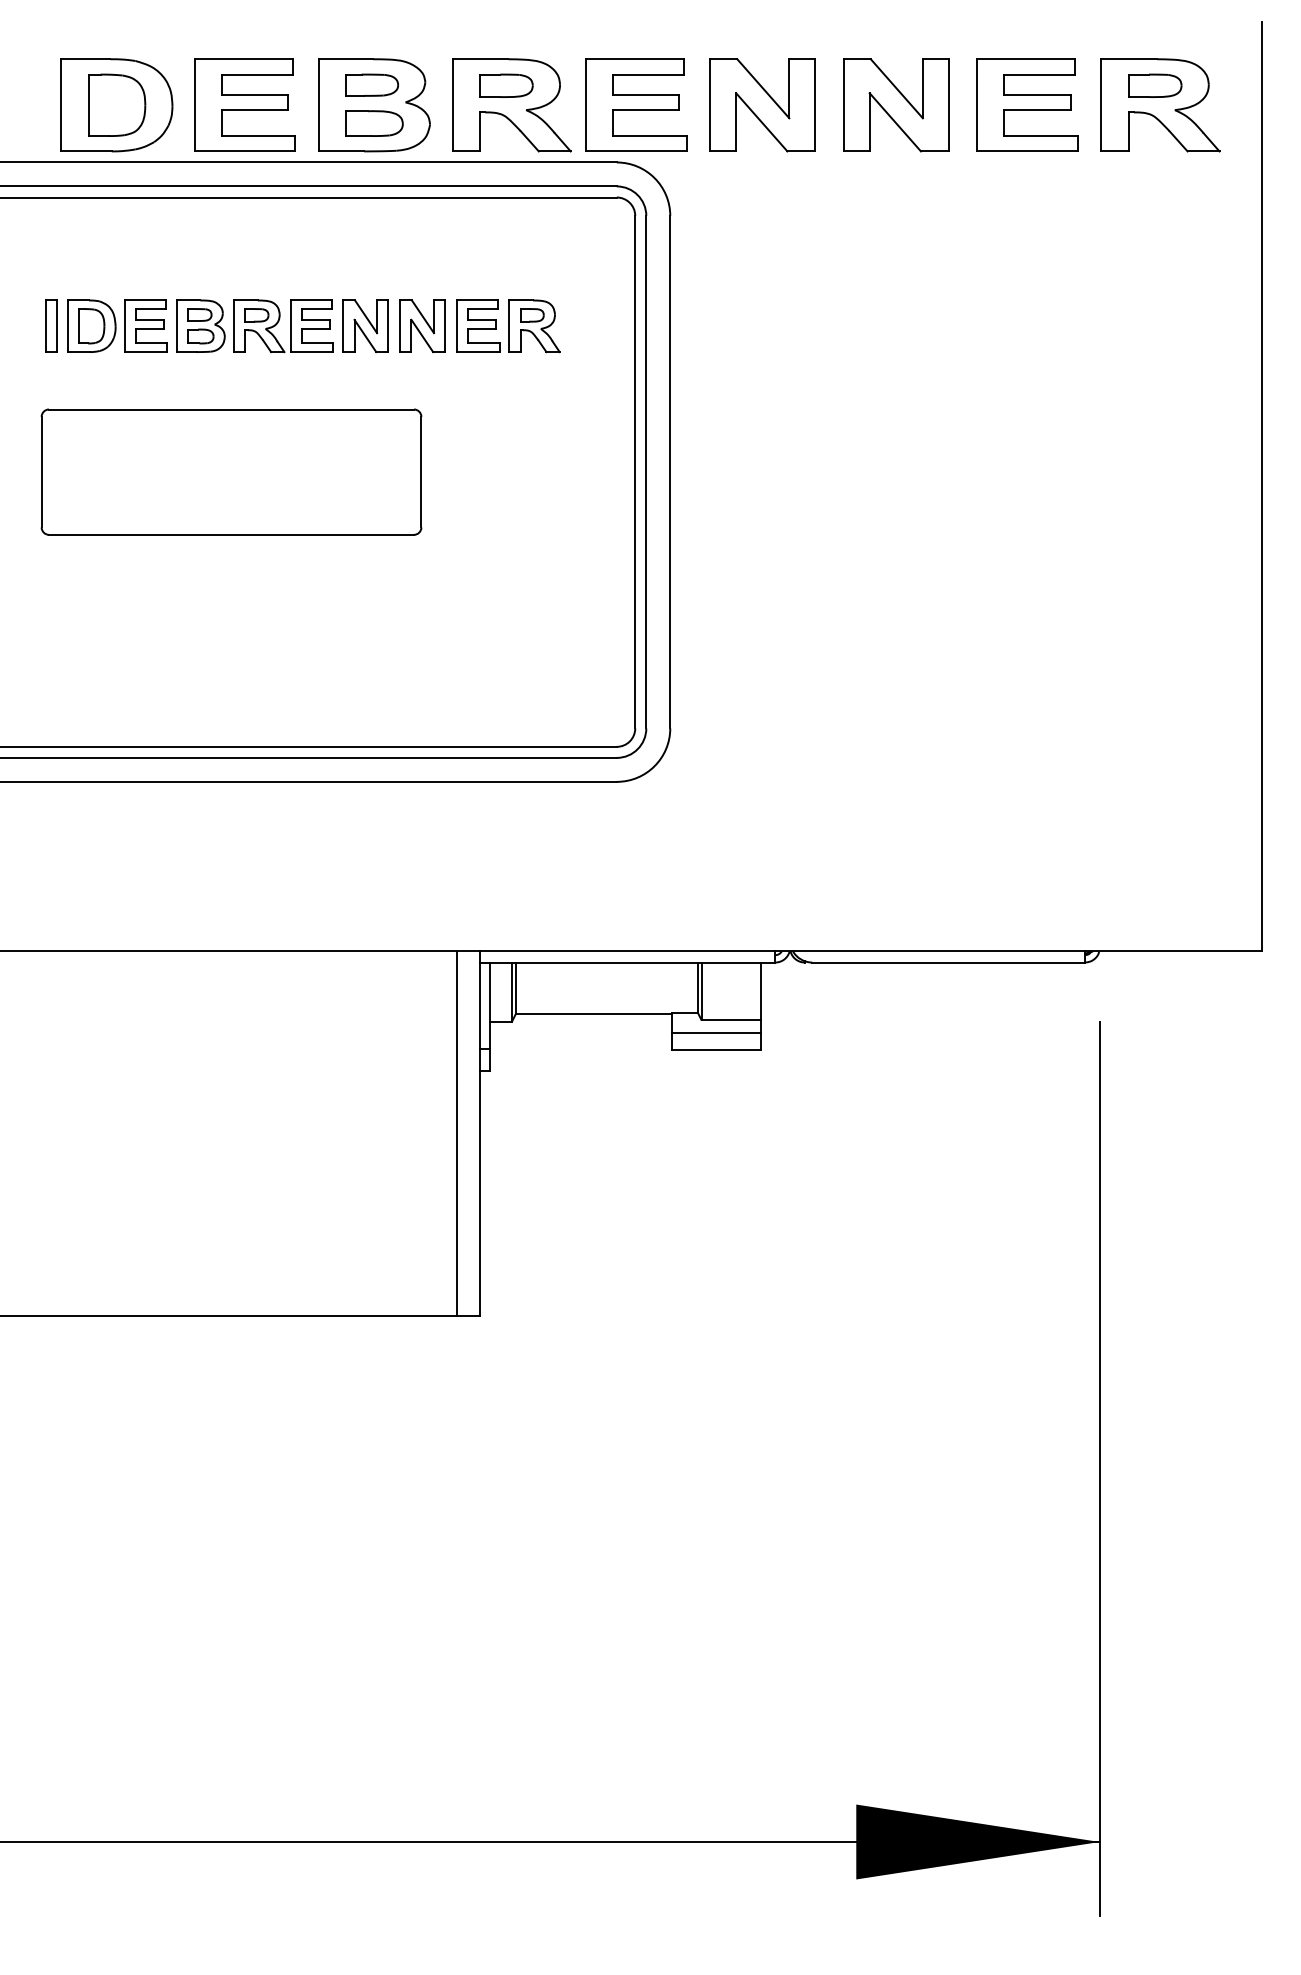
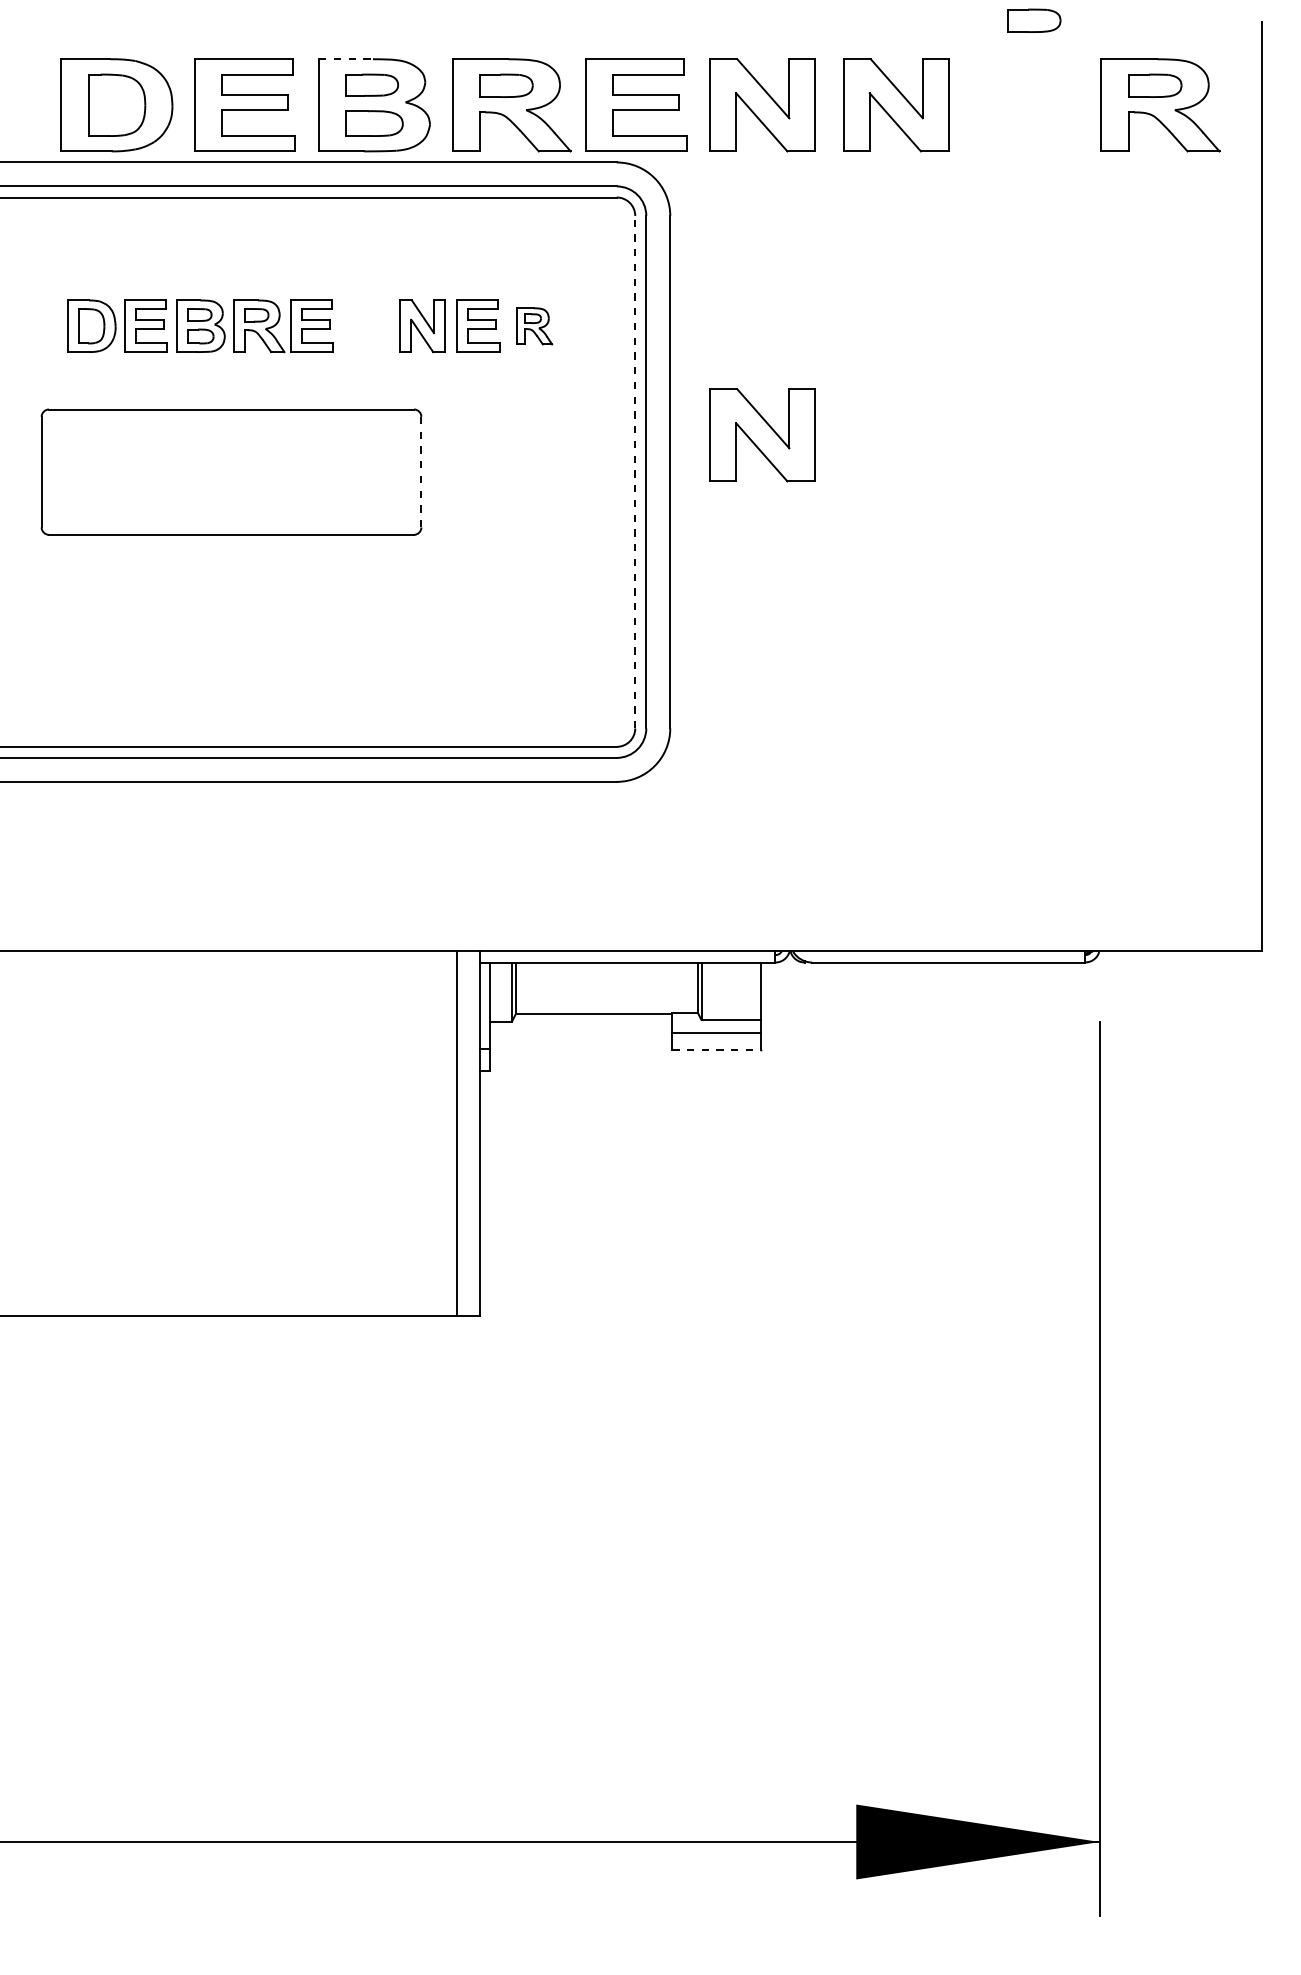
part: none -> present (1034, 20)
line: solid -> dashed (345, 59)
part: present -> none (1027, 104)
part: present -> none (51, 325)
part: present -> none (365, 326)
part size: 53x55 px -> 38x39 px (534, 326)
part: none -> present (762, 435)
line: solid -> dashed (421, 471)
line: solid -> dashed (635, 471)
line: solid -> dashed (716, 1049)
